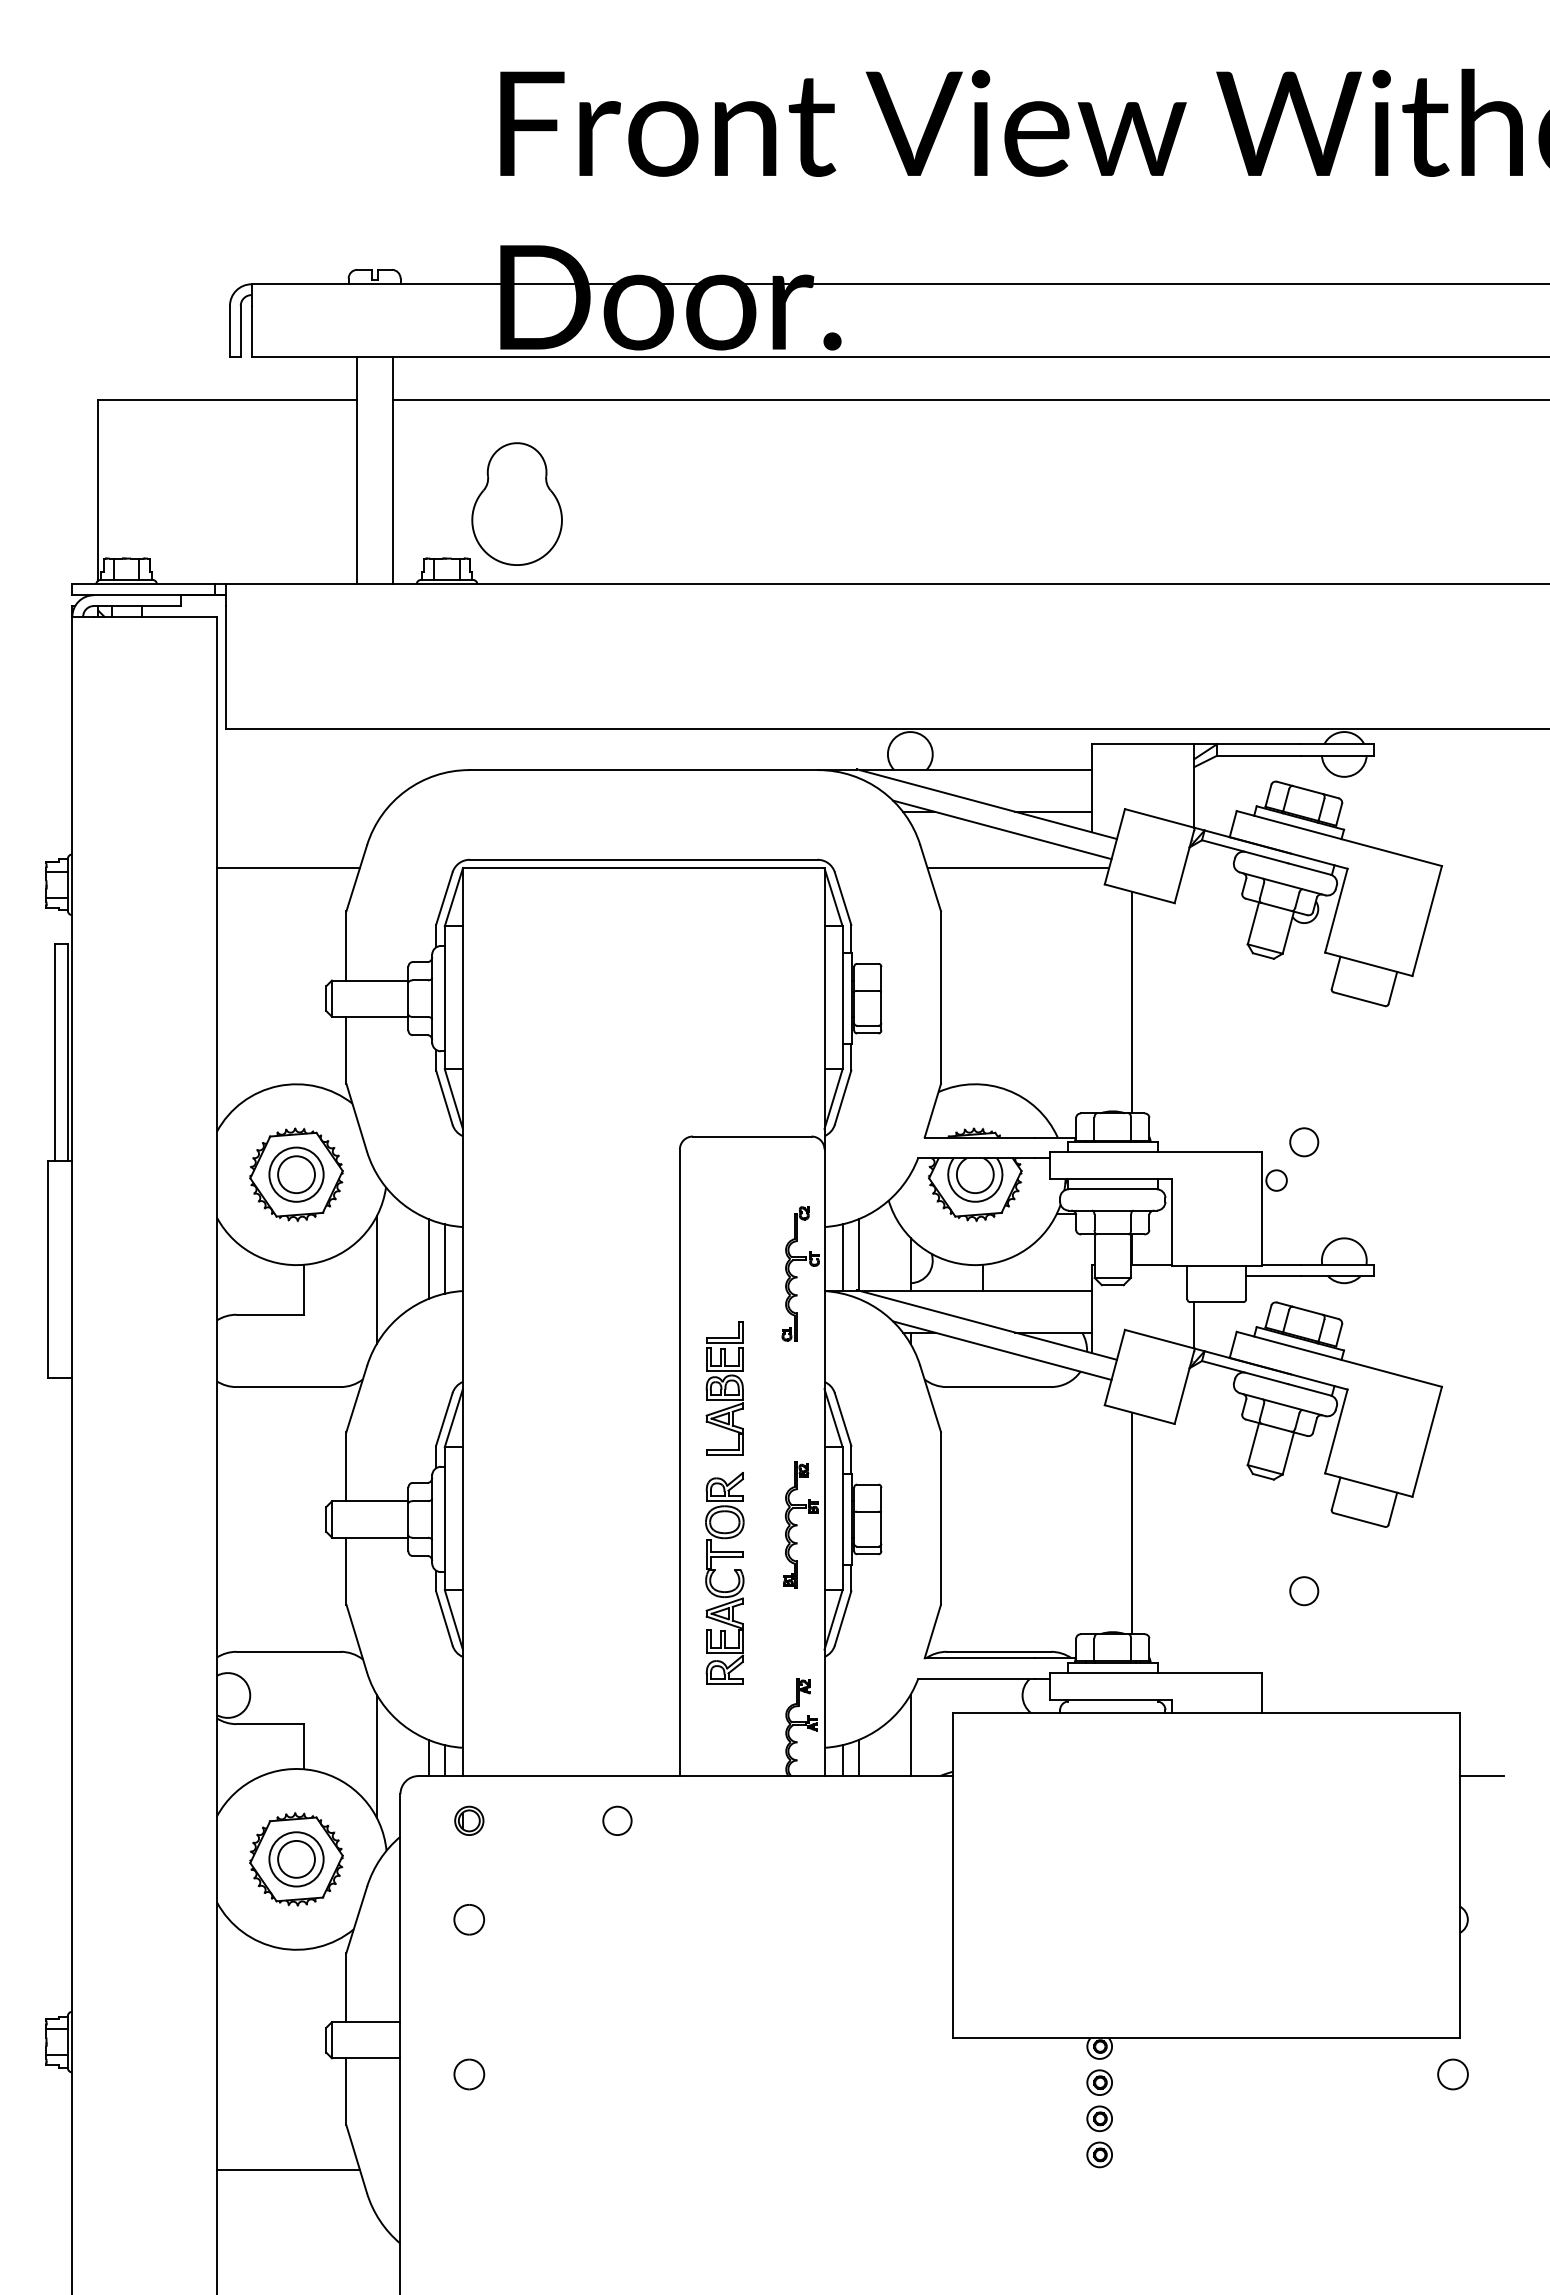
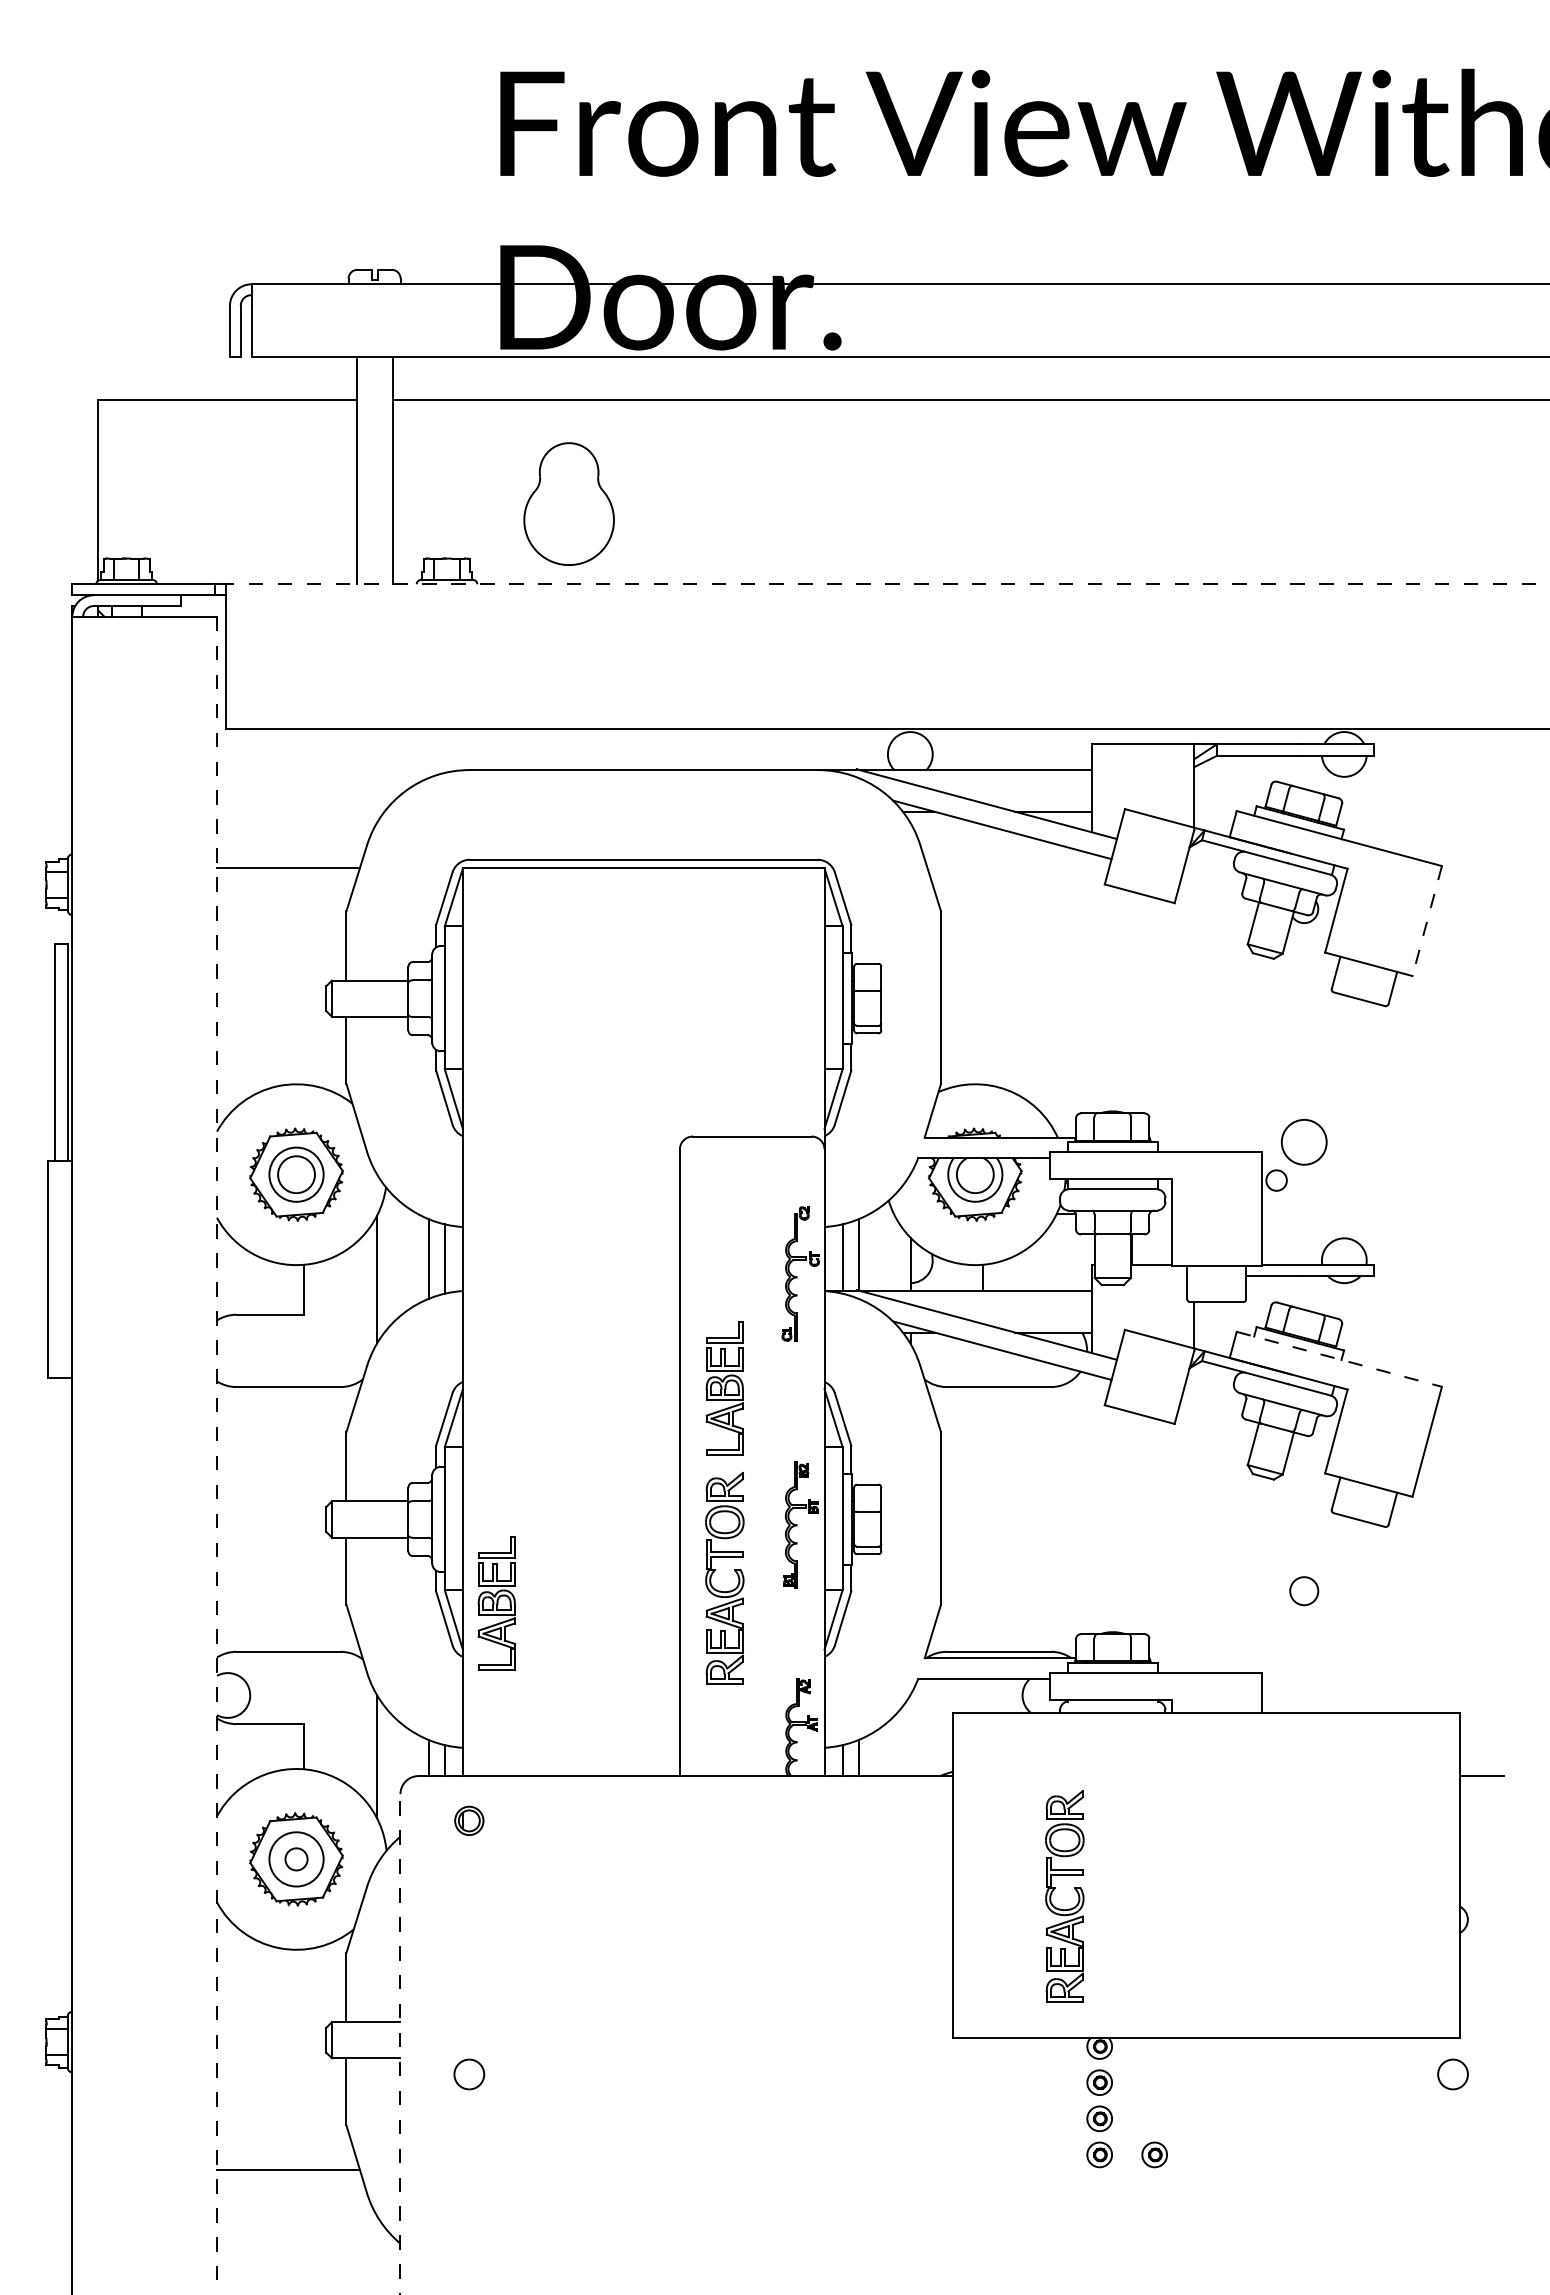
part position: (516, 503) -> (568, 503) (568, 503)
line: solid -> dashed (887, 584)
line: present -> none (1018, 868)
line: solid -> dashed (1427, 921)
line: present -> none (1131, 1002)
circle diameter: 28 px -> 45 px (1303, 1141)
line: solid -> dashed (1339, 1359)
line: solid -> dashed (217, 1455)
line: present -> none (1131, 1523)
part: none -> present (496, 1603)
line: present -> none (910, 1735)
circle: present -> none (617, 1820)
circle diameter: 37 px -> 22 px (296, 1859)
part: none -> present (1054, 1890)
part: present -> none (469, 1919)
line: solid -> dashed (400, 2044)
part: none -> present (1154, 2154)
